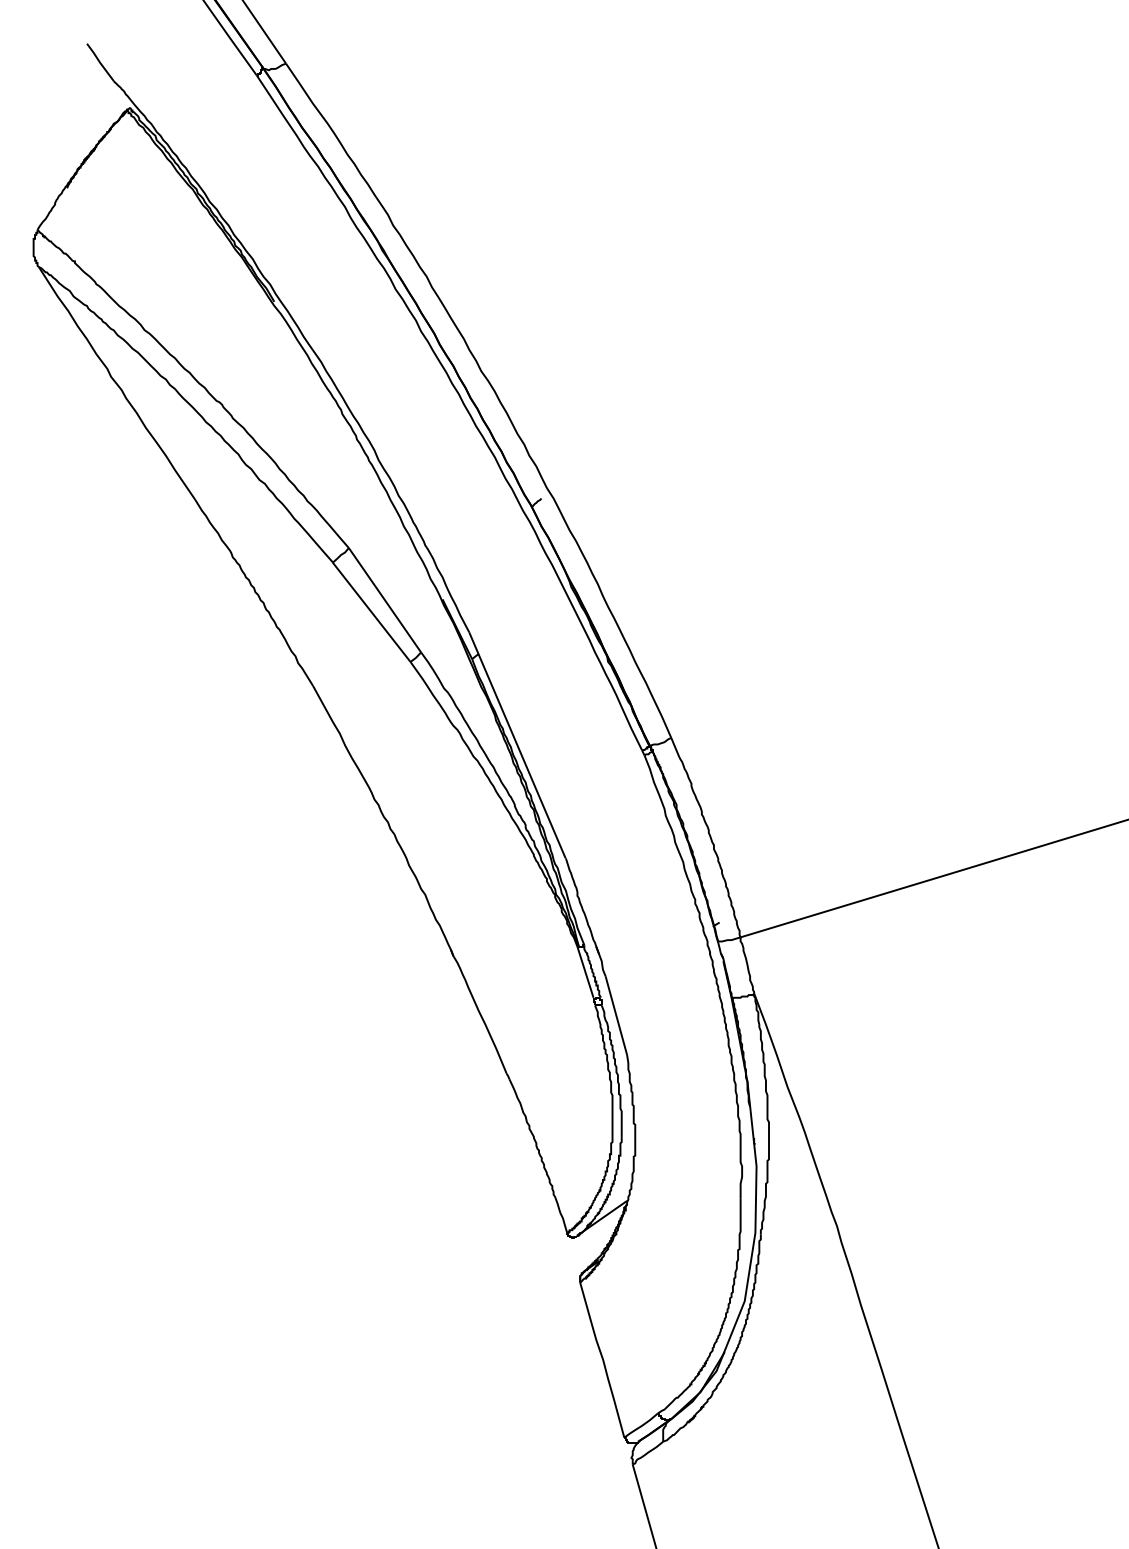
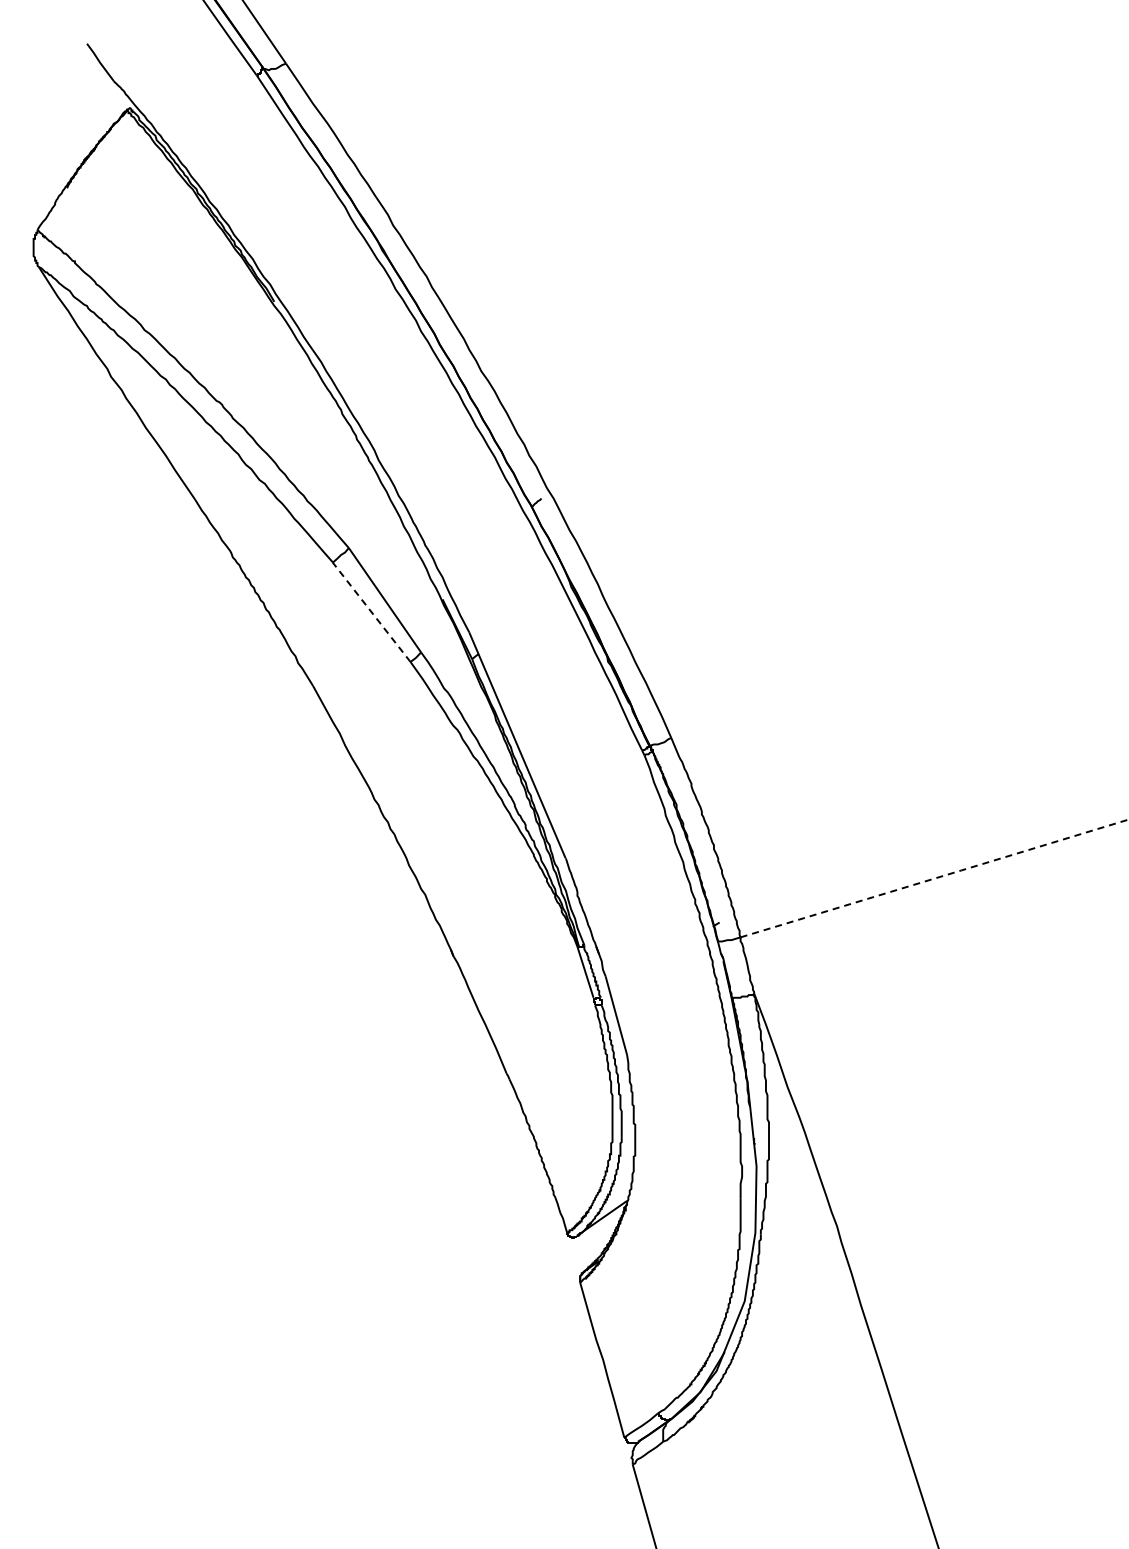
line: solid -> dashed (371, 611)
line: solid -> dashed (935, 878)
